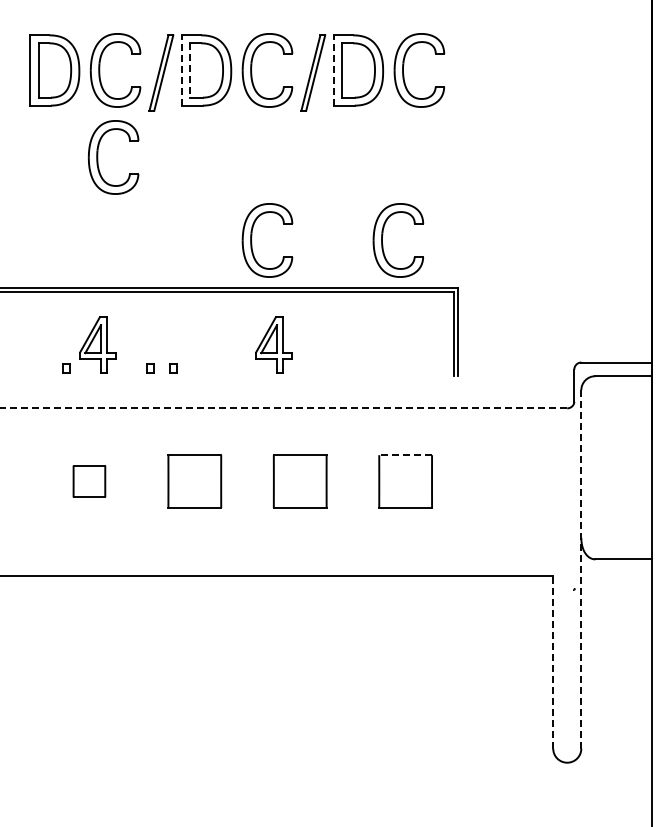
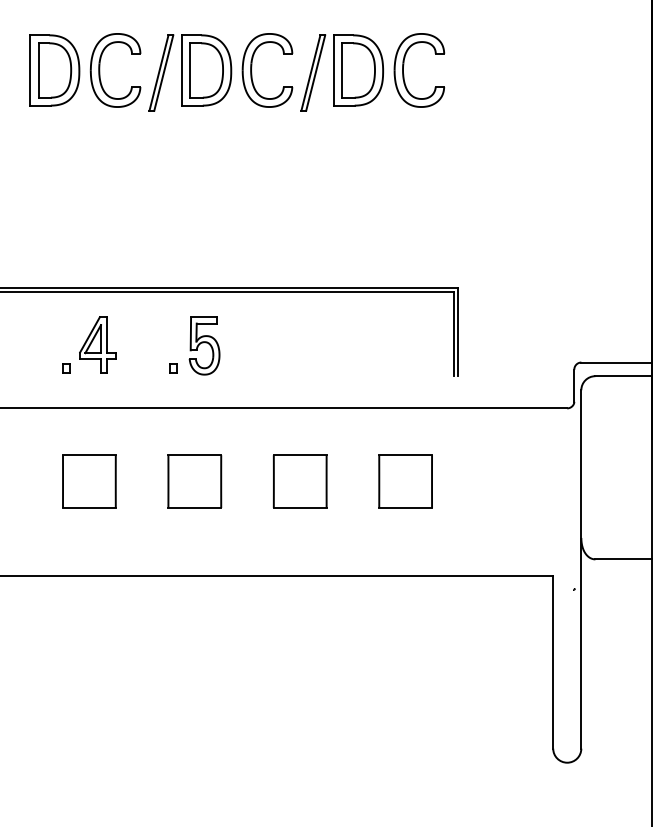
line: dashed -> solid (182, 70)
line: dashed -> solid (190, 70)
line: dashed -> solid (334, 70)
part: present -> none (98, 157)
part: present -> none (252, 242)
part: present -> none (383, 244)
part: present -> none (273, 344)
part: none -> present (204, 345)
part: present -> none (150, 368)
line: dashed -> solid (283, 408)
line: dashed -> solid (405, 455)
part size: 35x33 px -> 55x55 px (89, 481)
line: dashed -> solid (581, 568)
line: dashed -> solid (553, 661)
